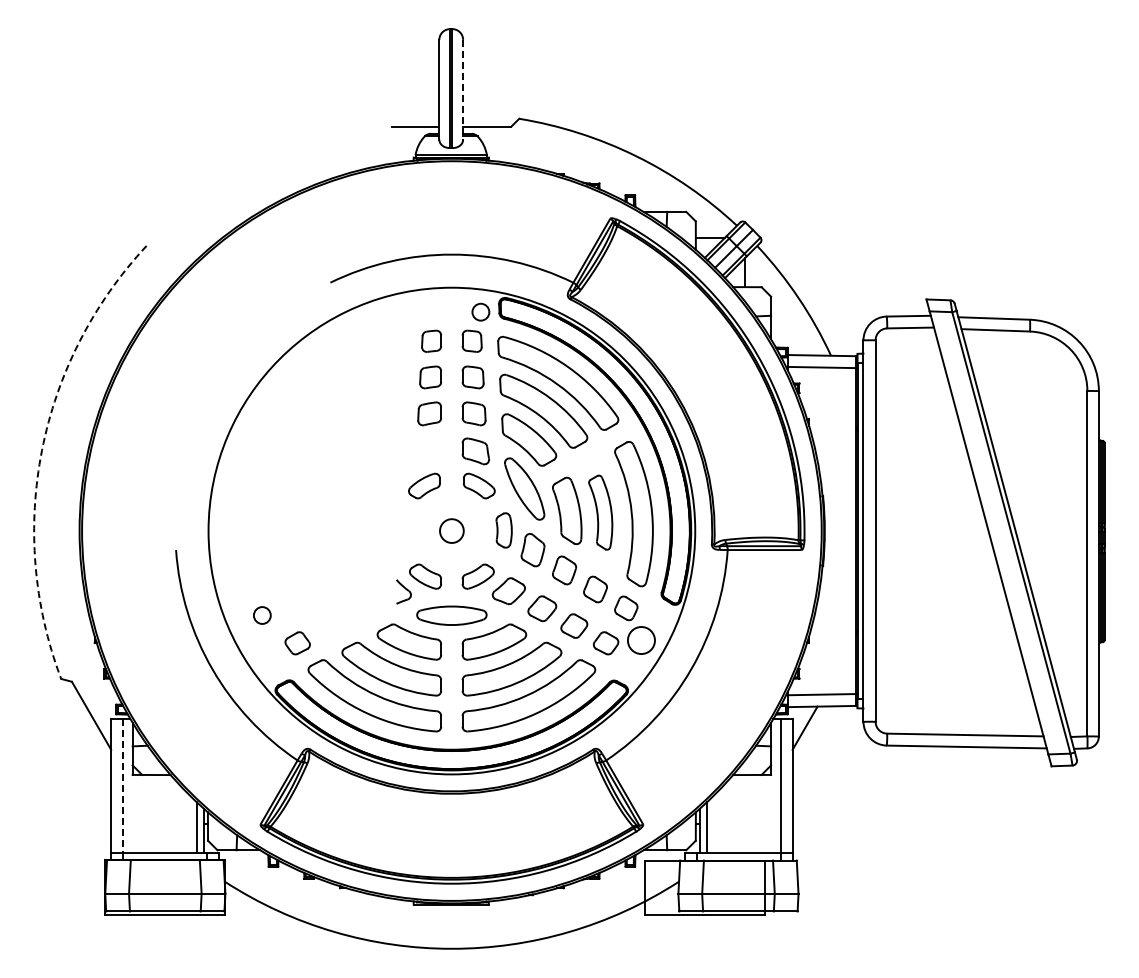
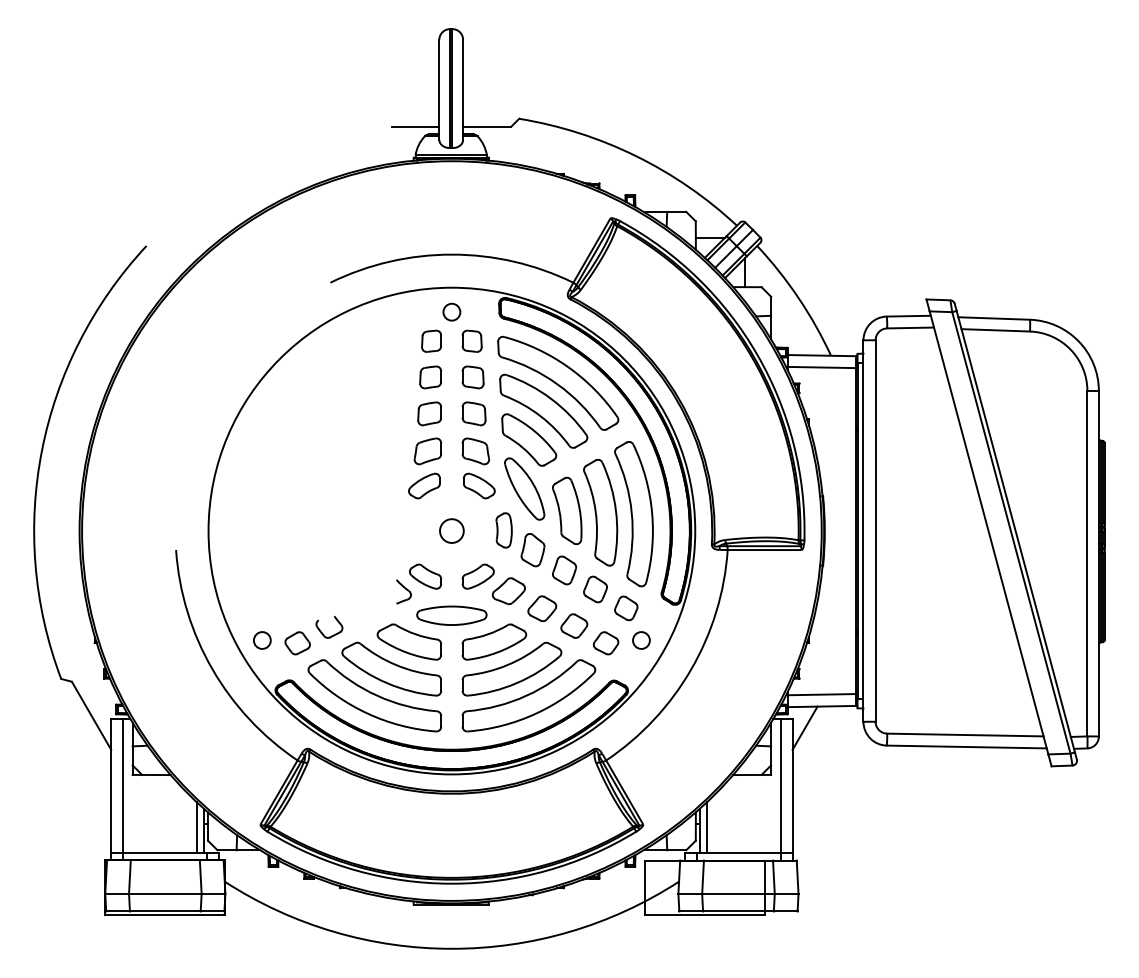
line: dashed -> solid (463, 89)
circle position: (480, 311) -> (451, 311) (451, 311)
arc: dashed -> solid (42, 450)
part: none -> present (427, 451)
part size: 26x77 px -> 36x109 px (600, 512)
circle position: (262, 615) -> (262, 640) (262, 640)
part: none -> present (333, 634)
circle diameter: 27 px -> 17 px (641, 640)
line: dashed -> solid (123, 786)
